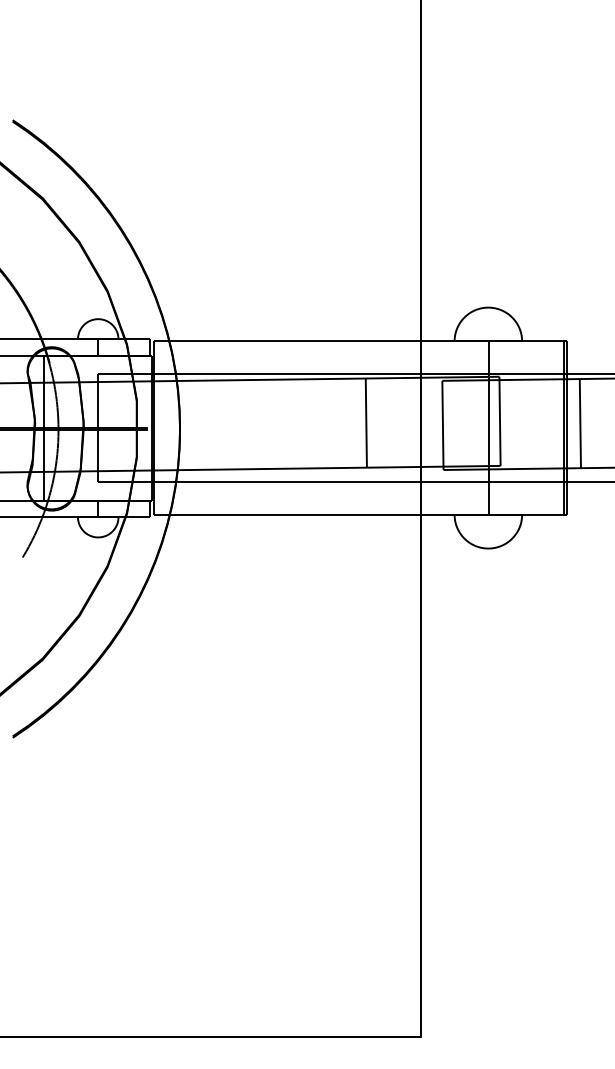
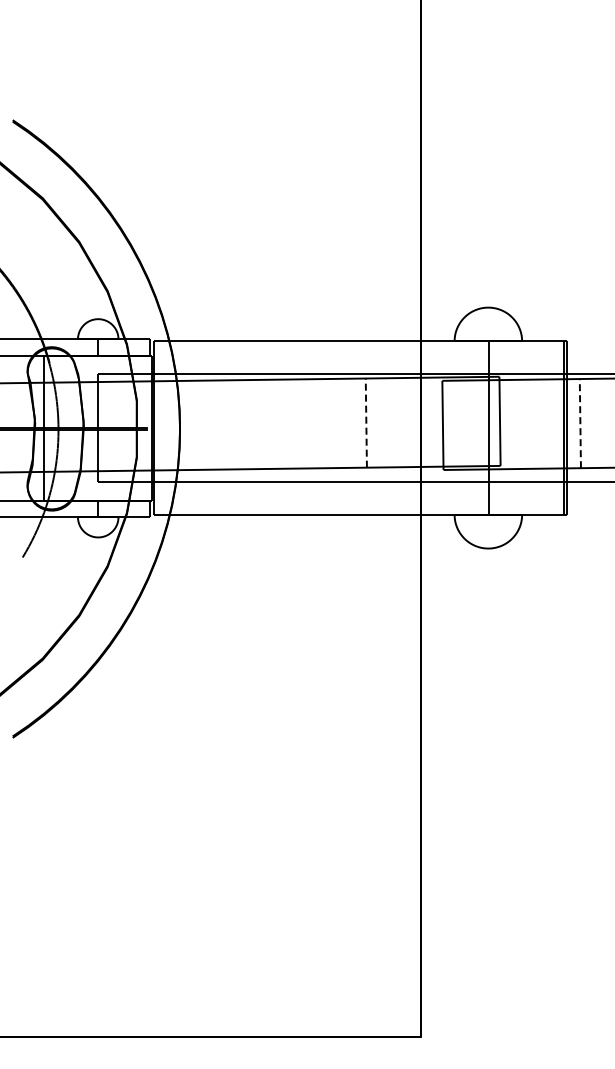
line: solid -> dashed (366, 423)
line: solid -> dashed (580, 423)
